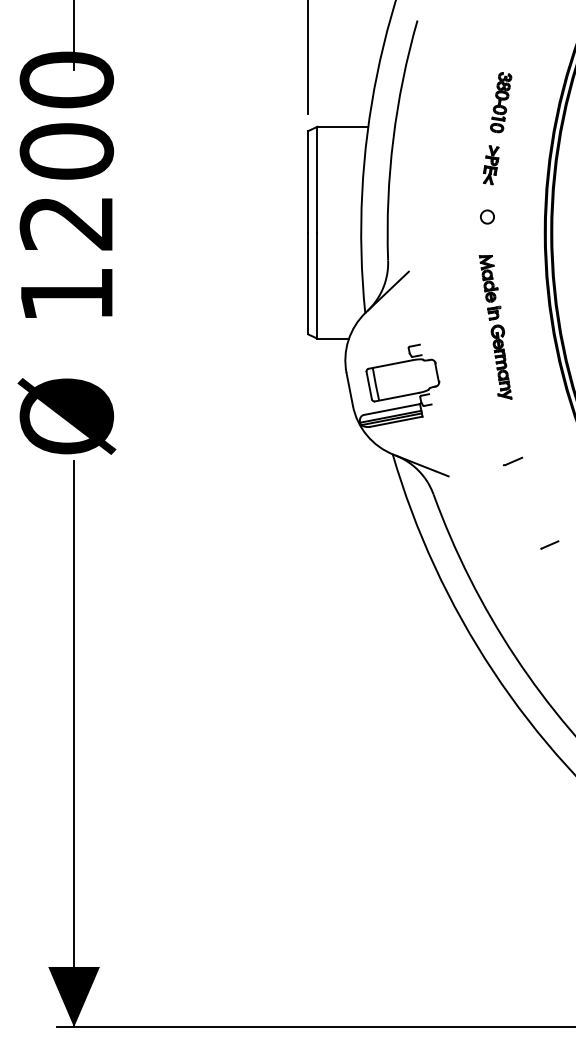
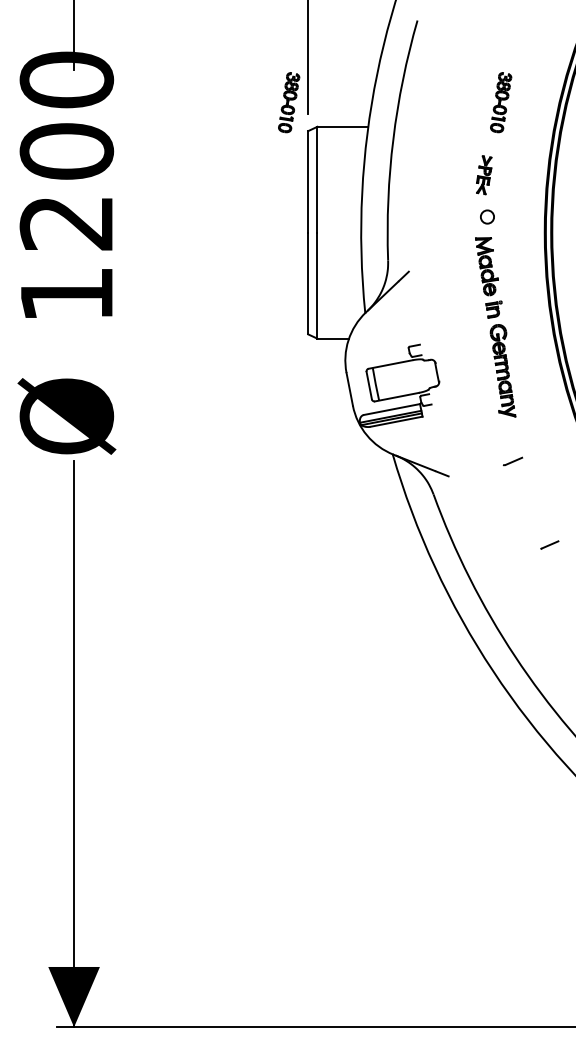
part: none -> present (289, 102)
part position: (491, 165) -> (484, 175) (484, 175)
part size: 35x145 px -> 42x181 px (495, 327)
